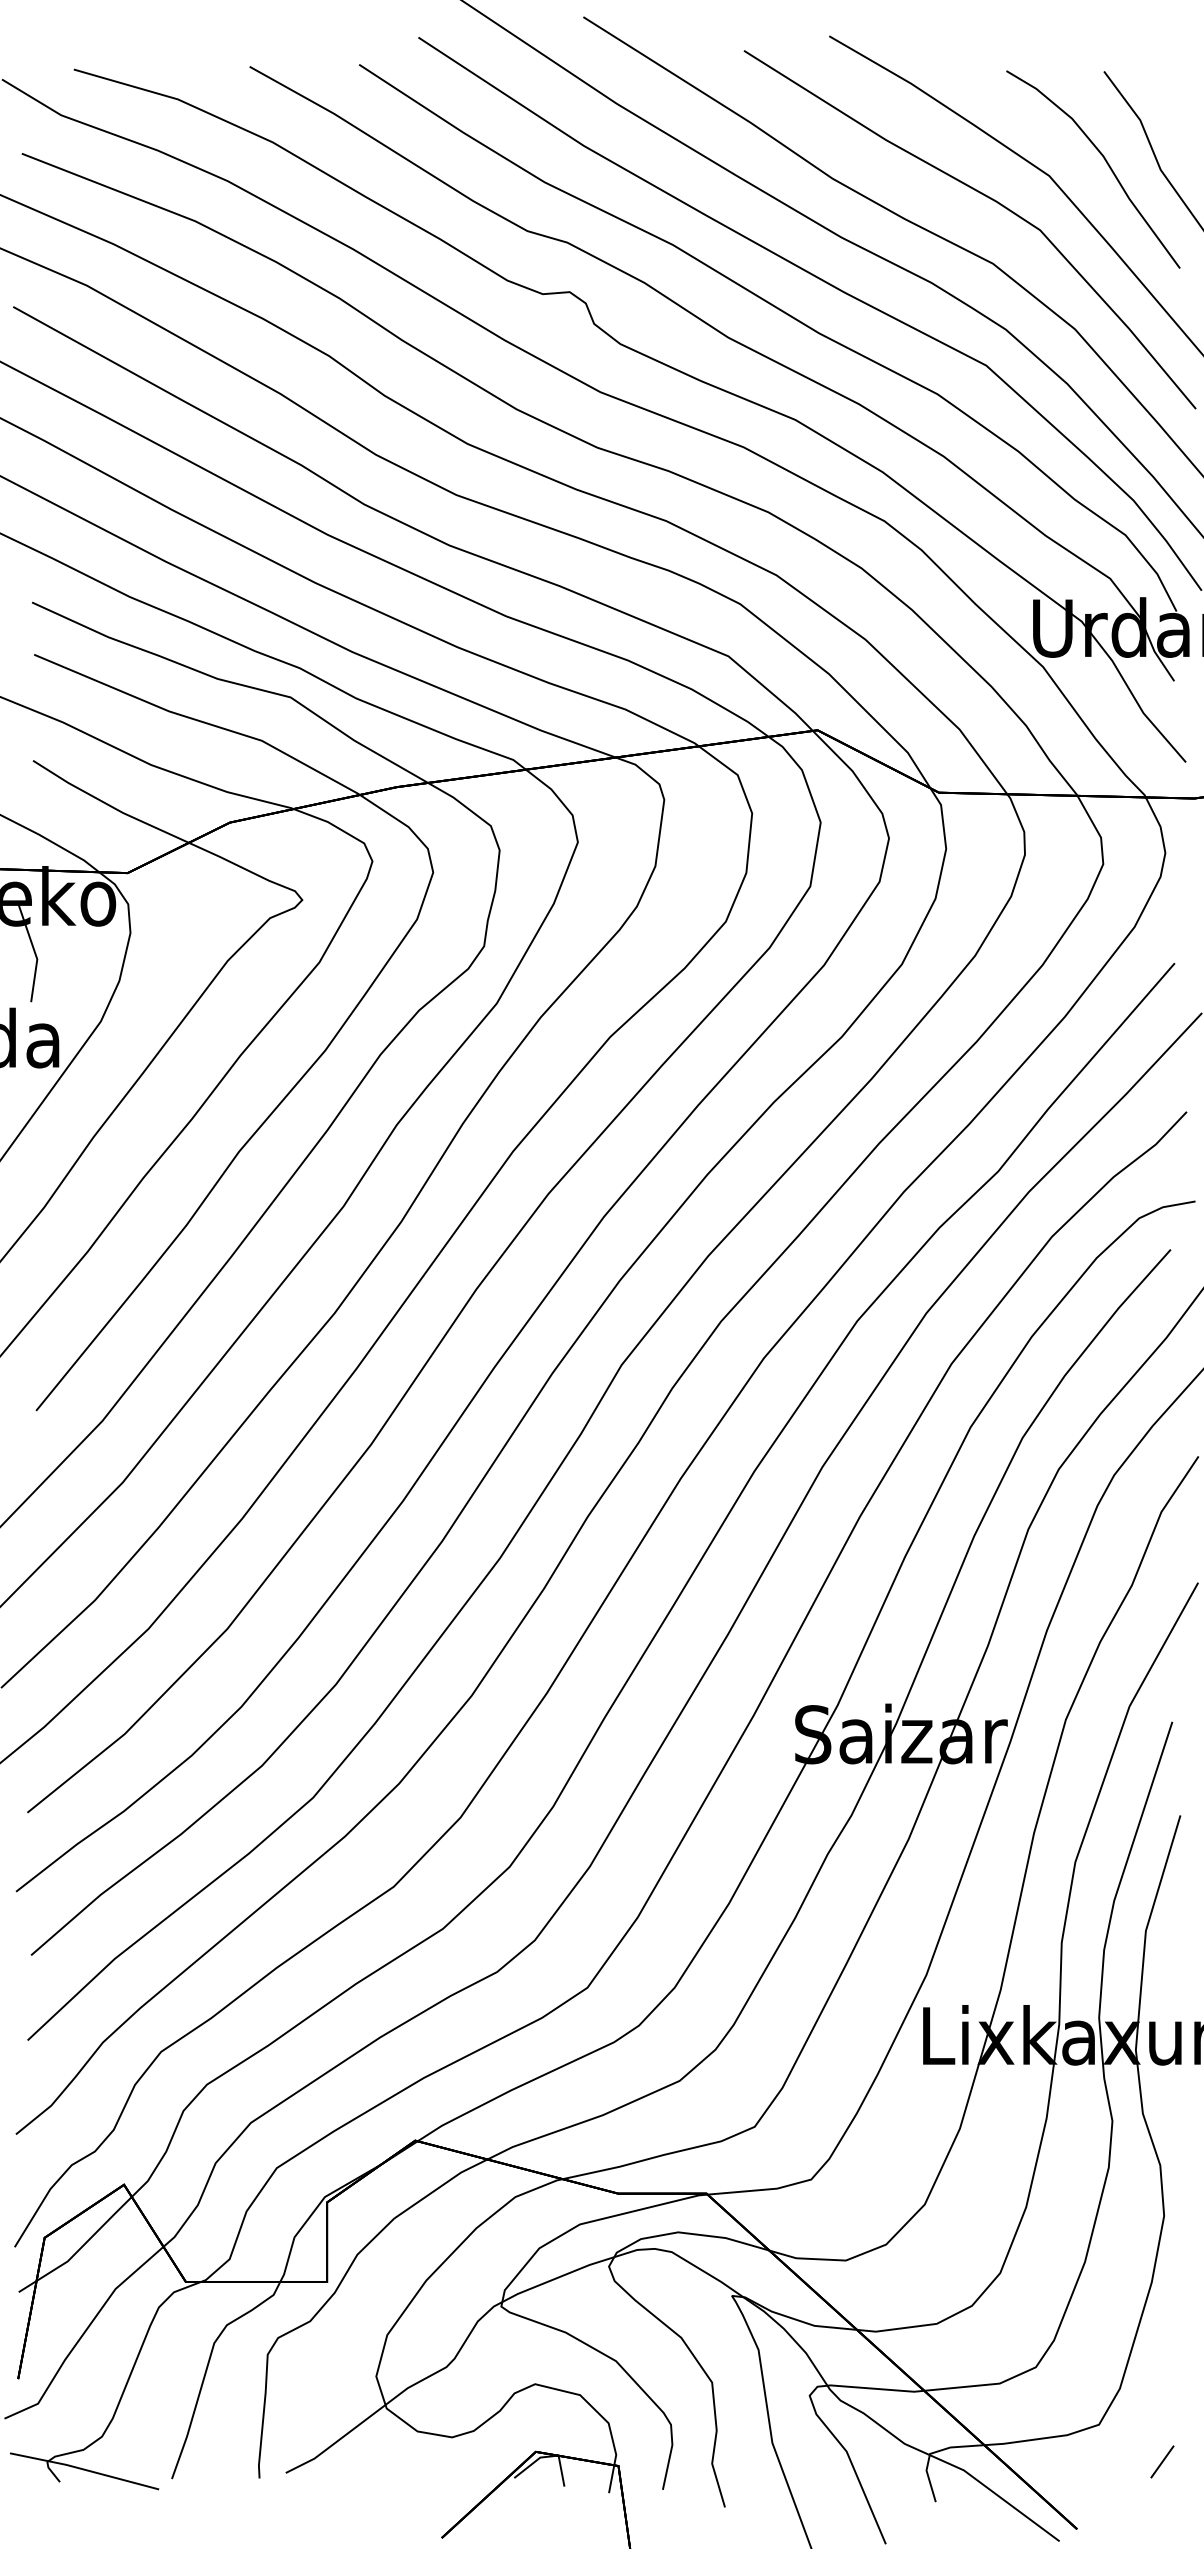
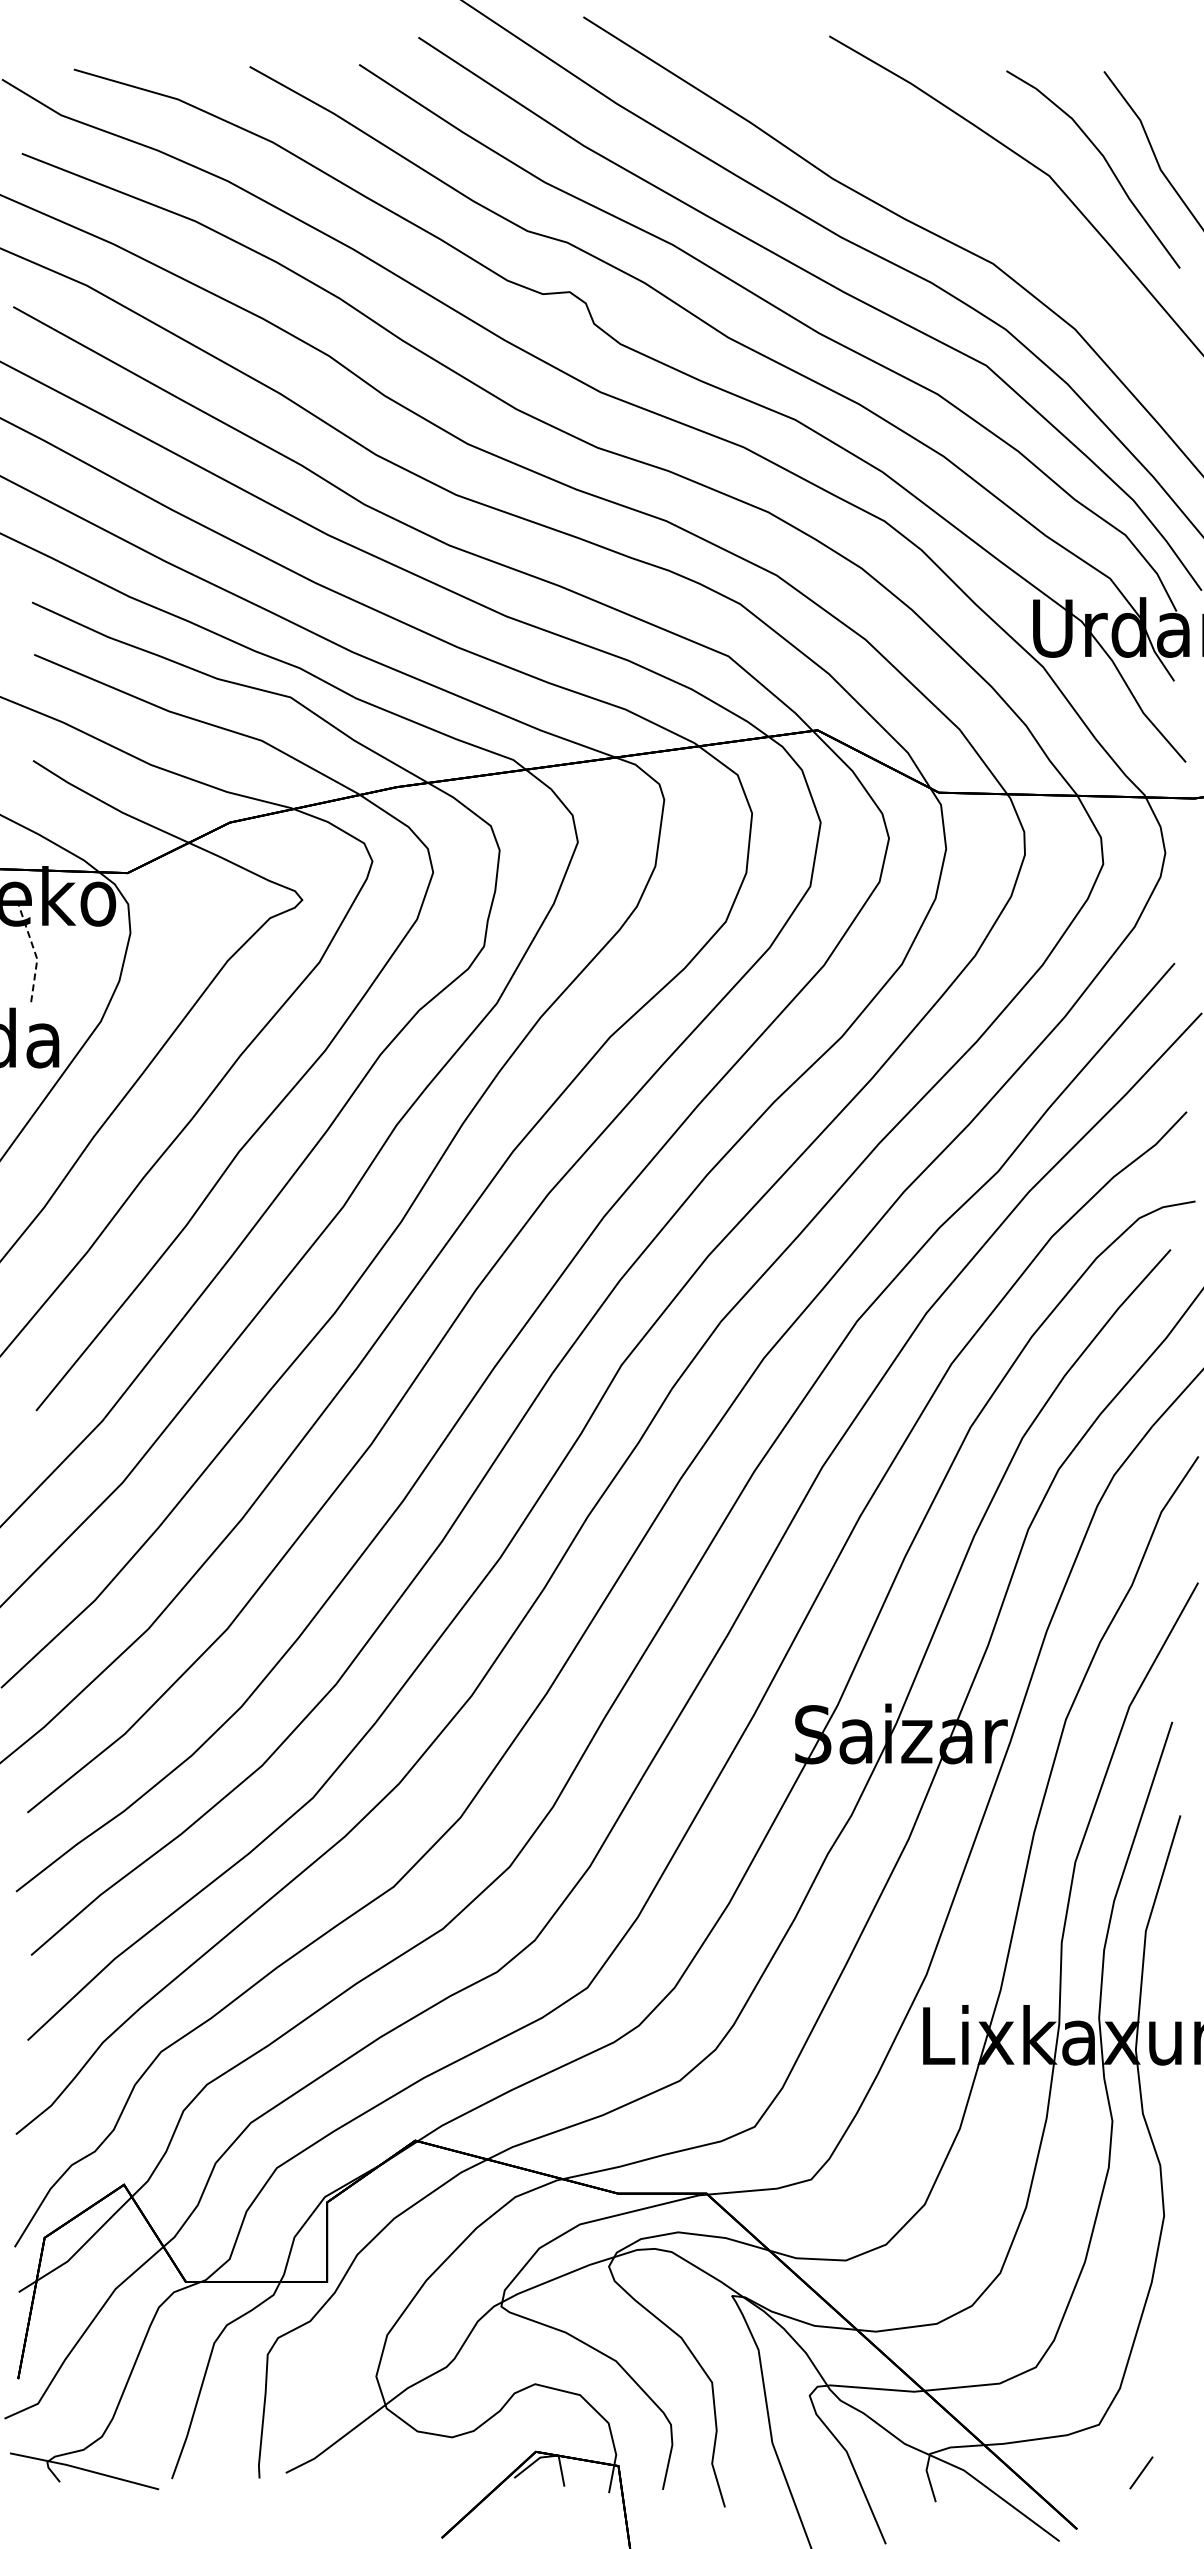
curve: present -> none (986, 197)
line: solid -> dashed (35, 952)
line position: (1162, 2461) -> (1141, 2472) (1141, 2472)
